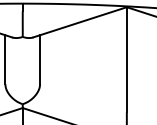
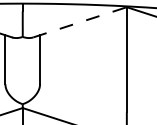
line: solid -> dashed (80, 22)
